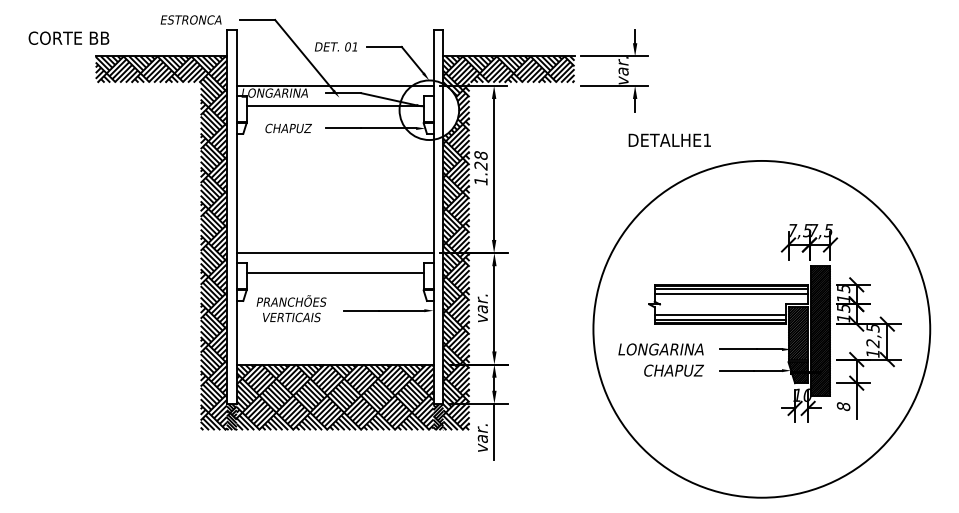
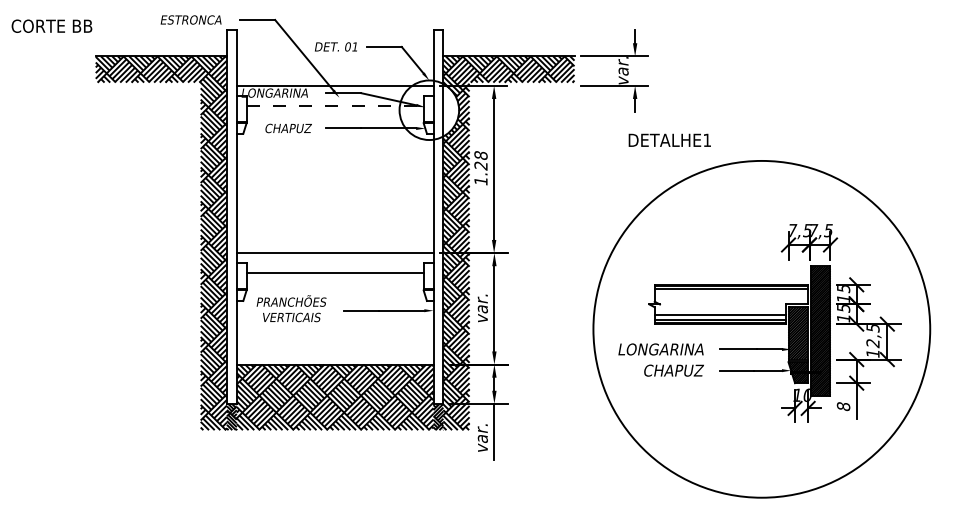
text position: (68, 37) -> (51, 25) (51, 25)
line: solid -> dashed (335, 105)
line: present -> none (731, 294)
